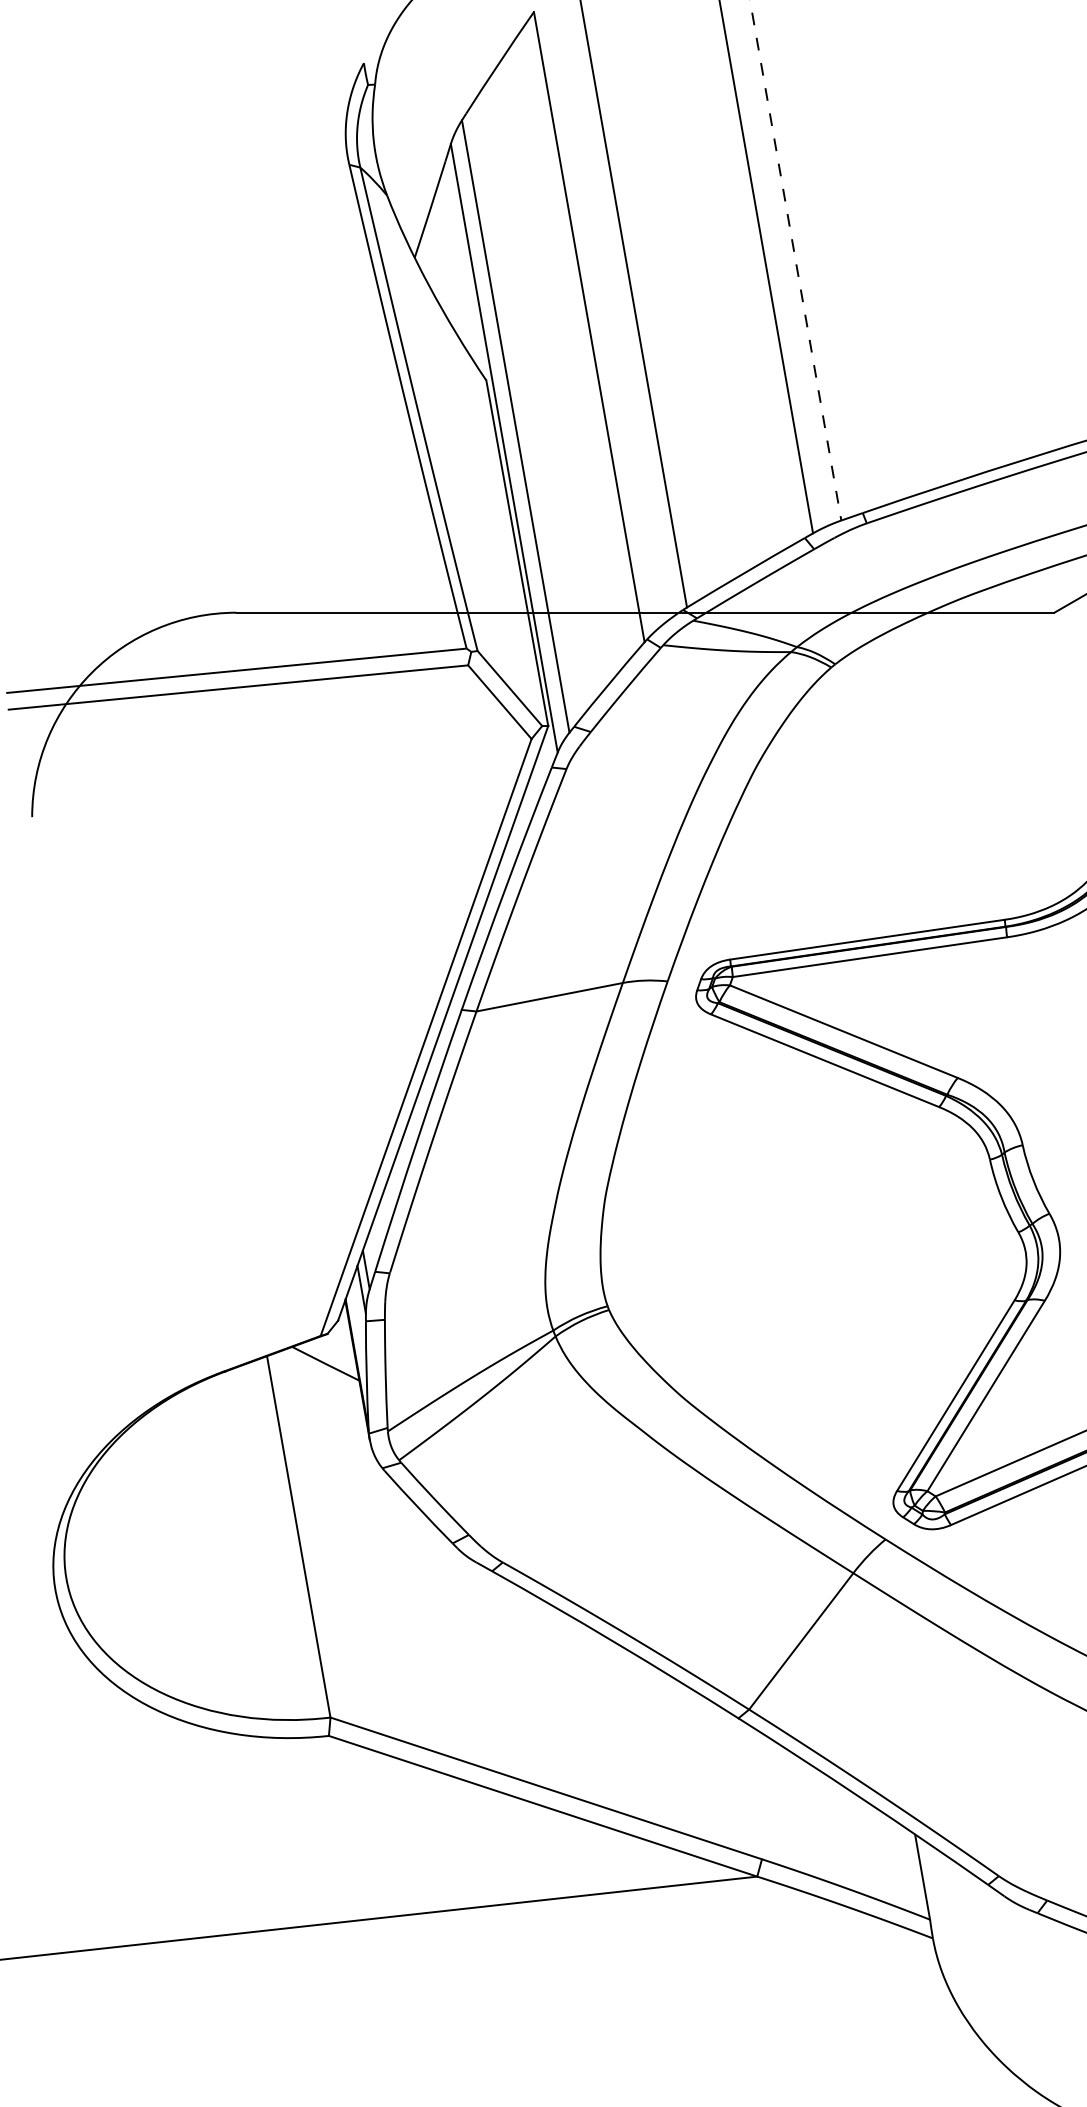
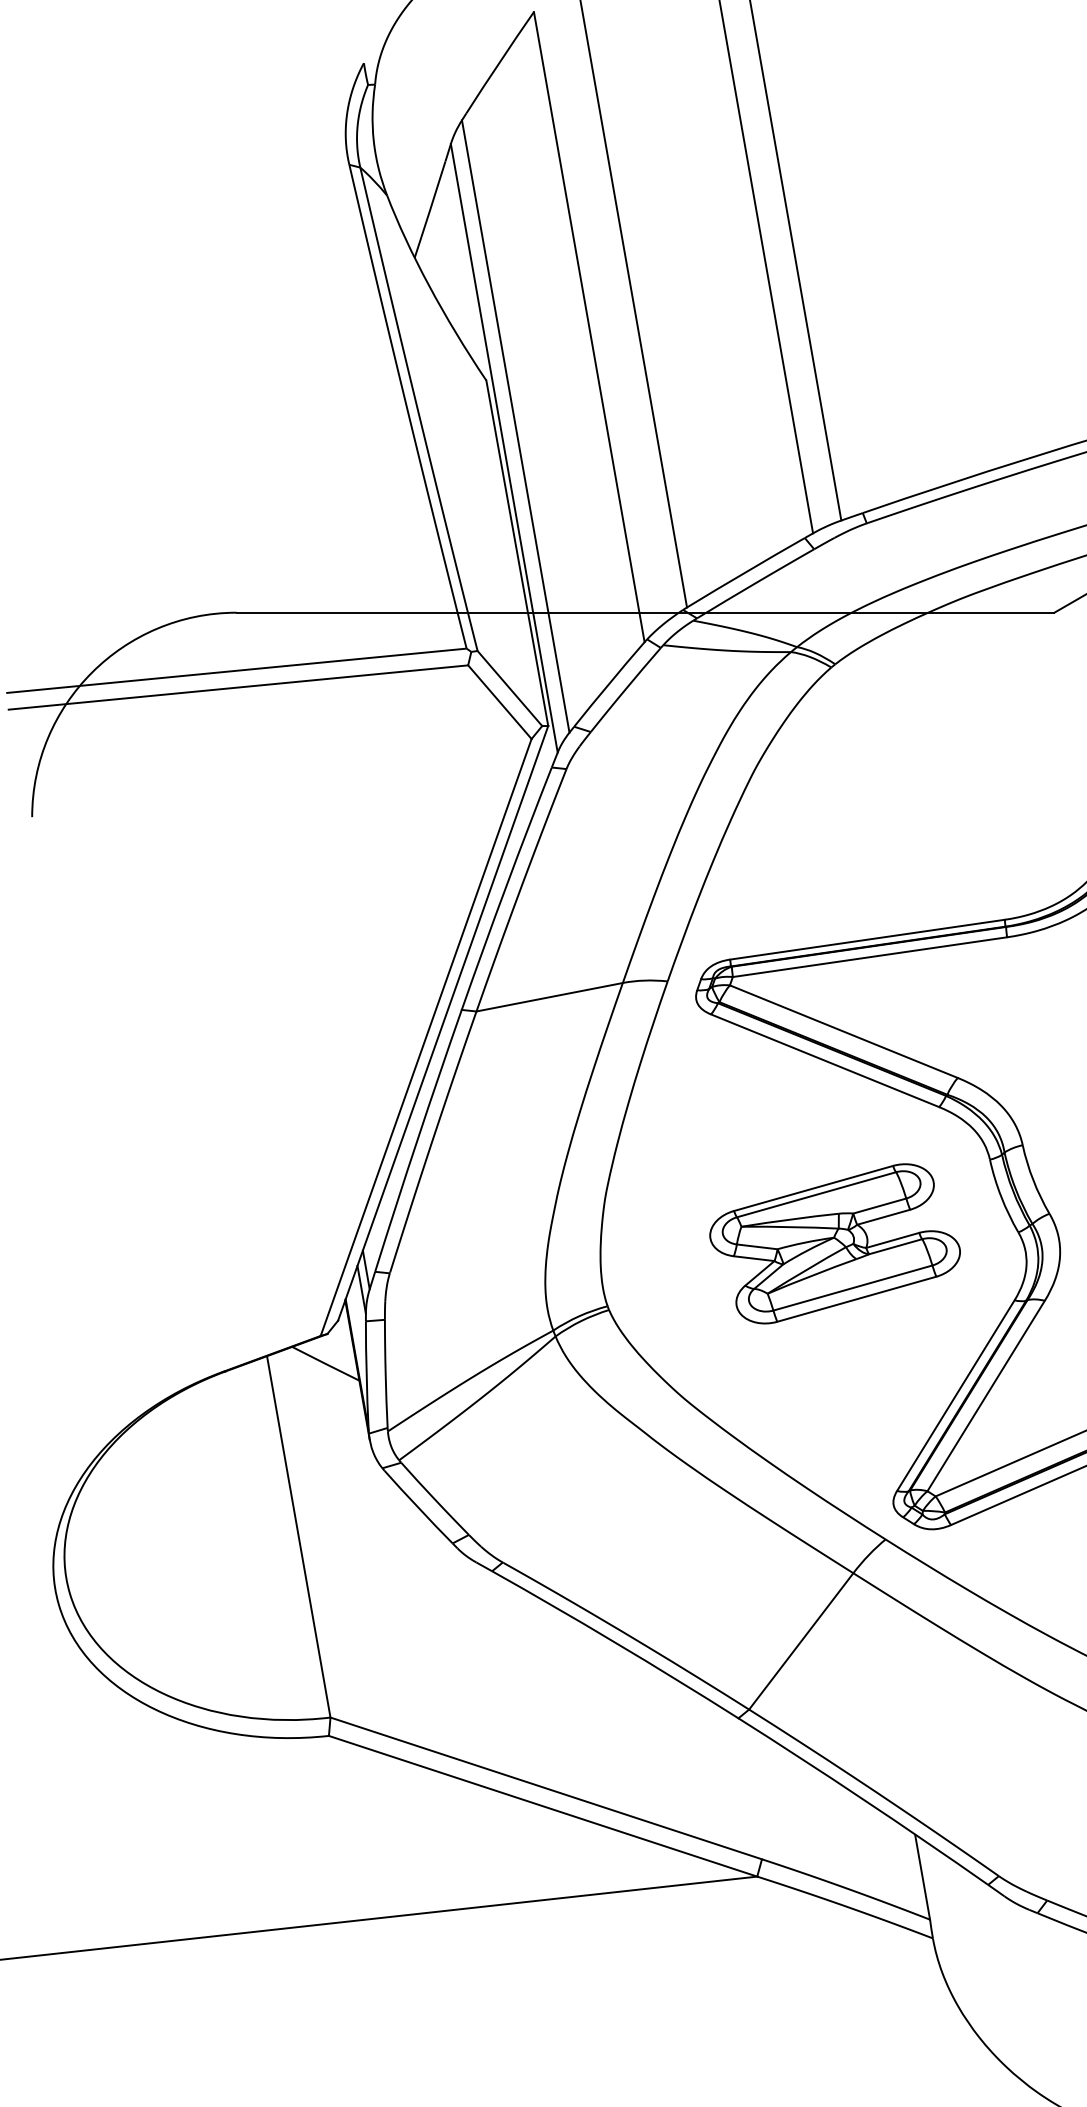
line: dashed -> solid (795, 260)
part: none -> present (834, 1243)
